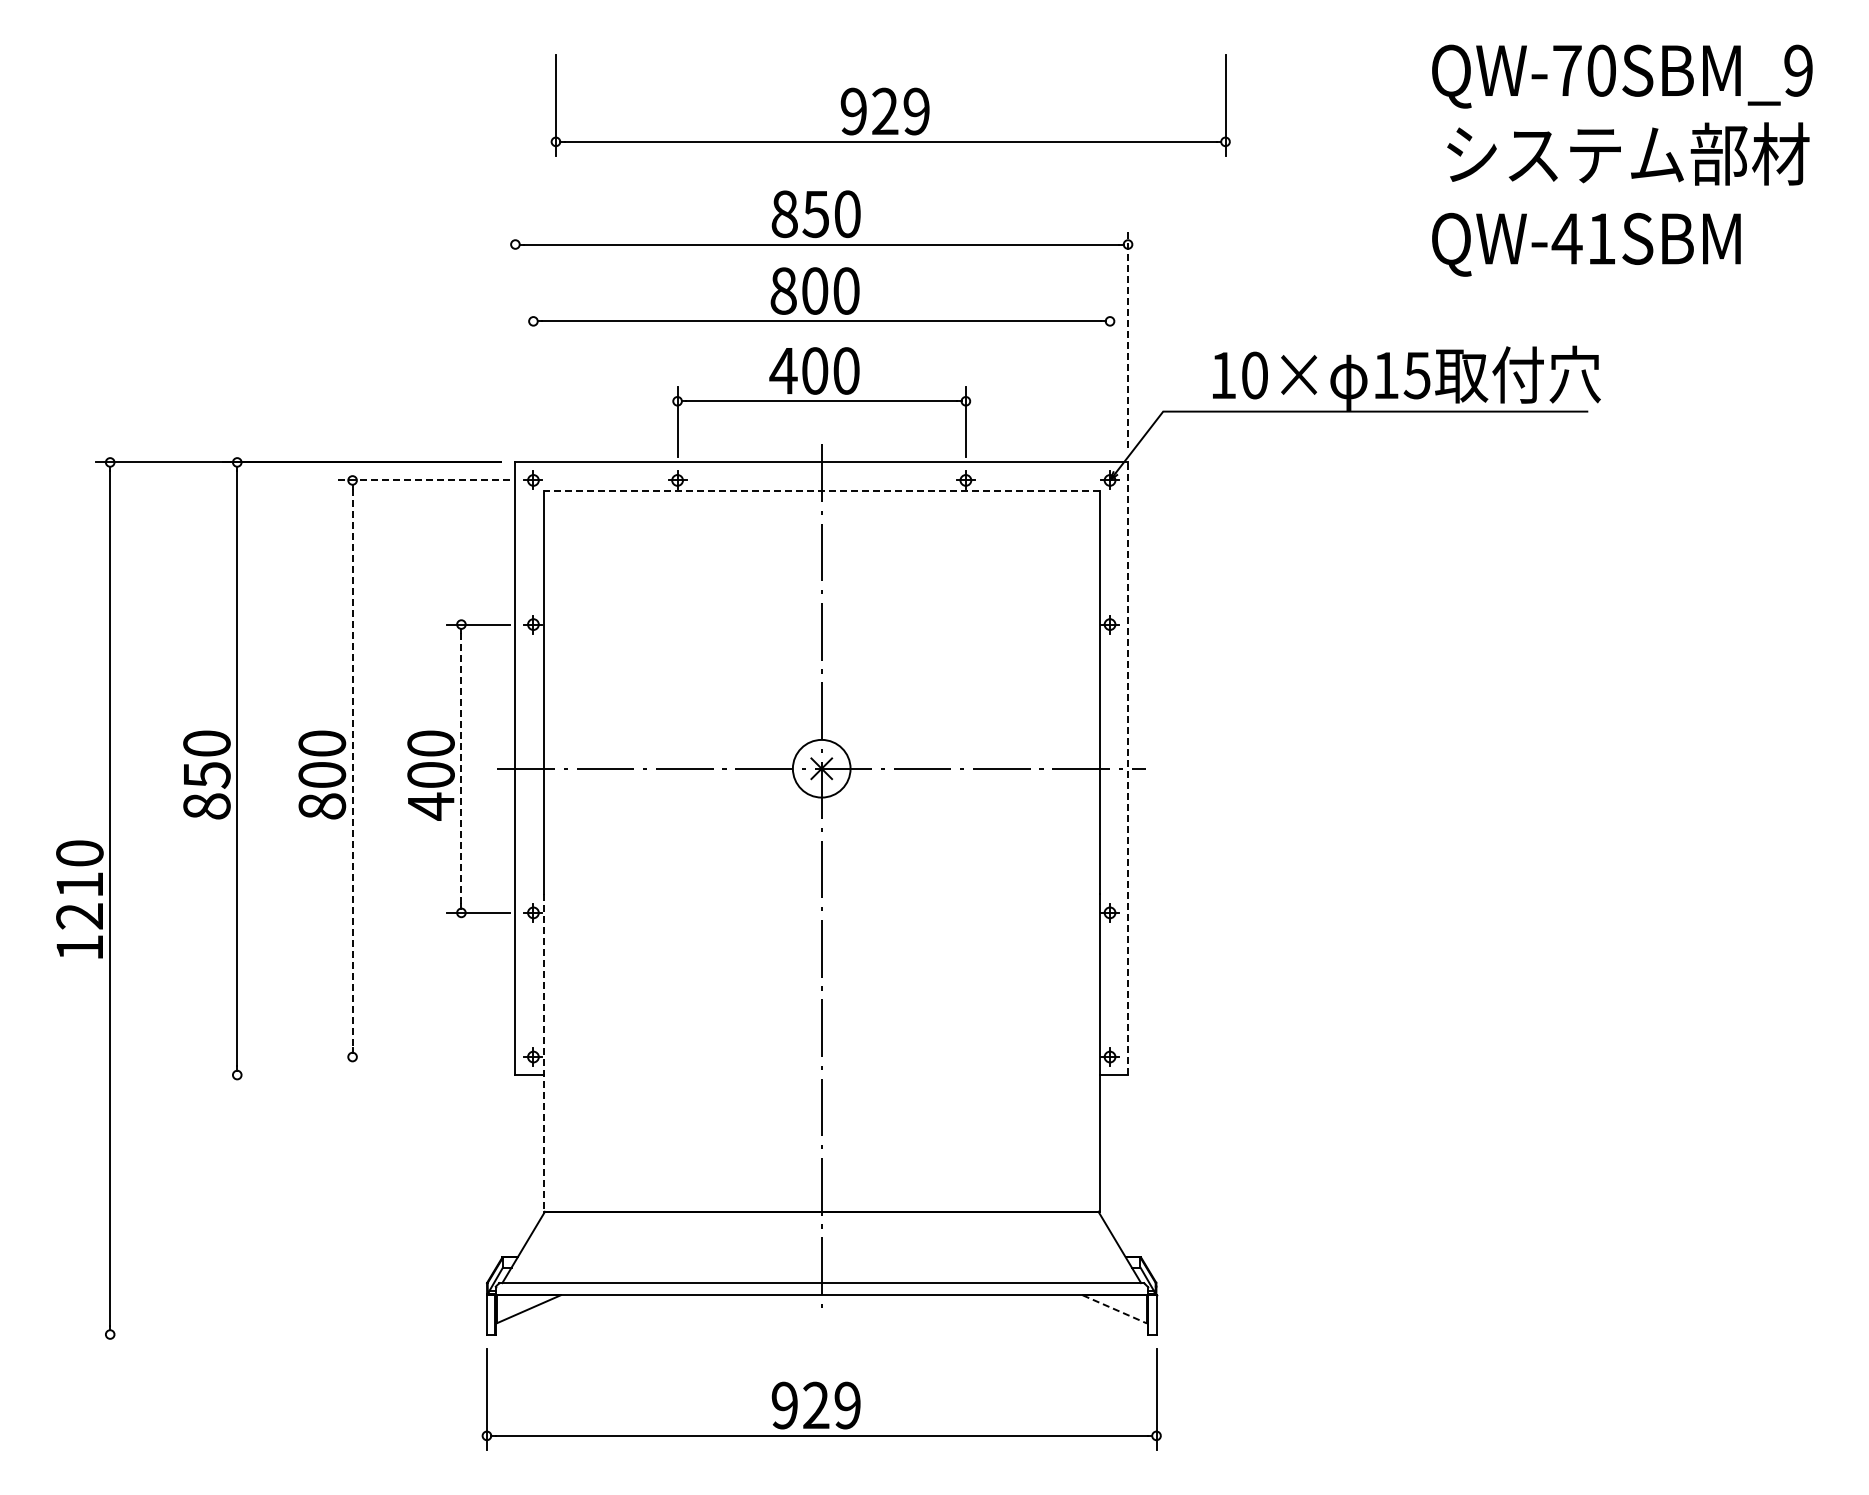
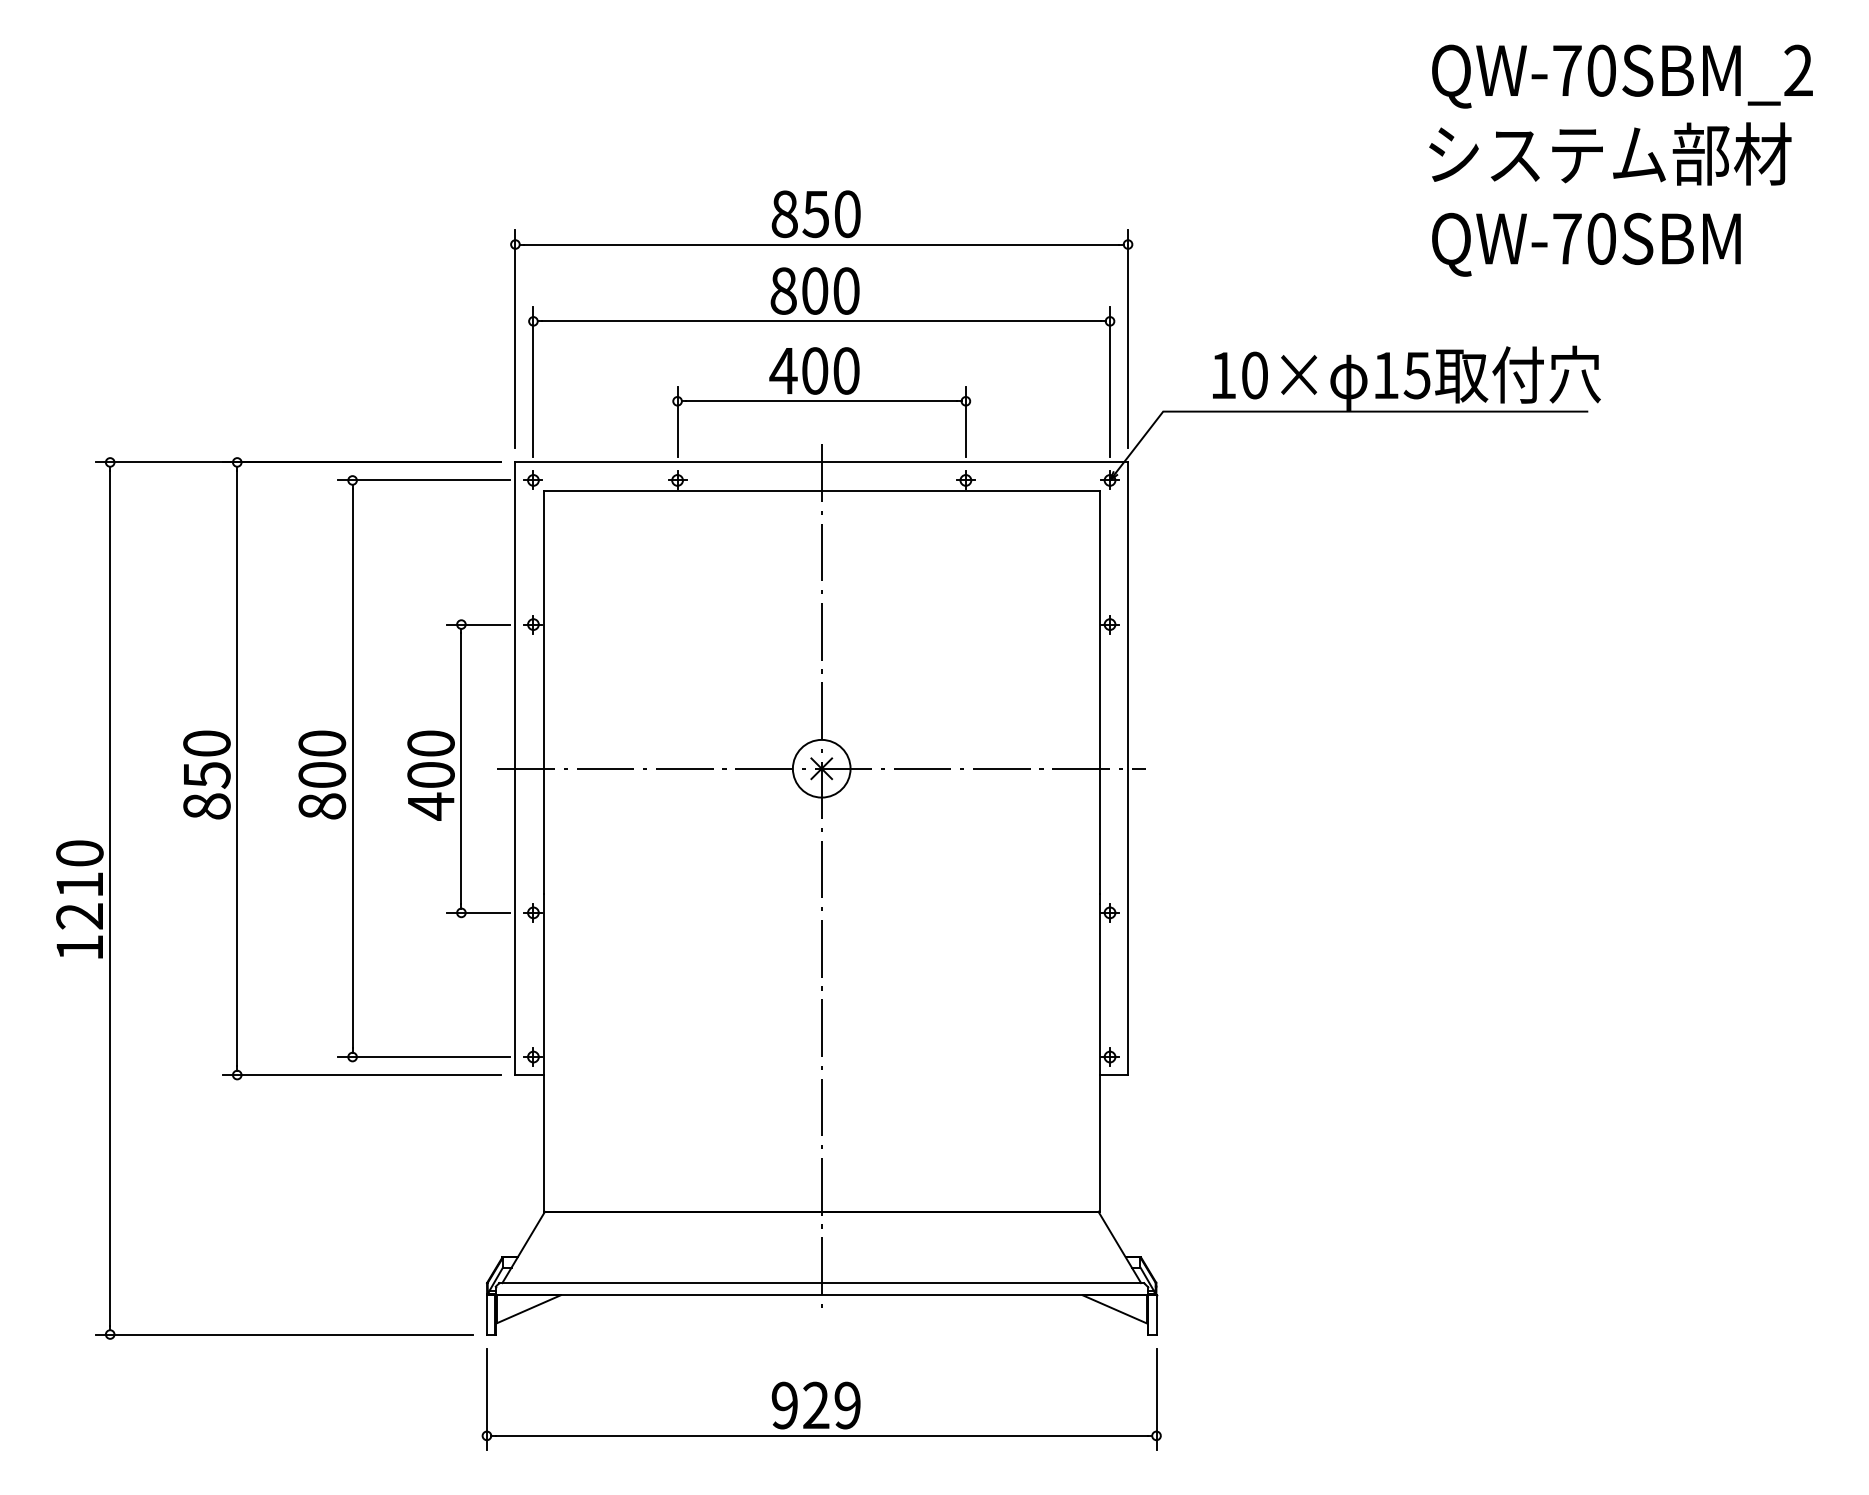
text: QW-70SBM_9 -> QW-70SBM_2 (1798, 70)
part: present -> none (890, 105)
text position: (1628, 153) -> (1610, 153) (1610, 153)
text: QW-41SBM -> QW-70SBM (1583, 238)
line: none -> present (515, 339)
line: dashed -> solid (1128, 339)
line: none -> present (533, 381)
line: none -> present (1110, 381)
line: dashed -> solid (424, 480)
line: dashed -> solid (821, 490)
line: dashed -> solid (352, 768)
line: dashed -> solid (461, 768)
line: dashed -> solid (1128, 768)
line: dashed -> solid (543, 1053)
line: none -> present (424, 1057)
line: none -> present (361, 1075)
line: dashed -> solid (1115, 1309)
line: none -> present (283, 1334)
